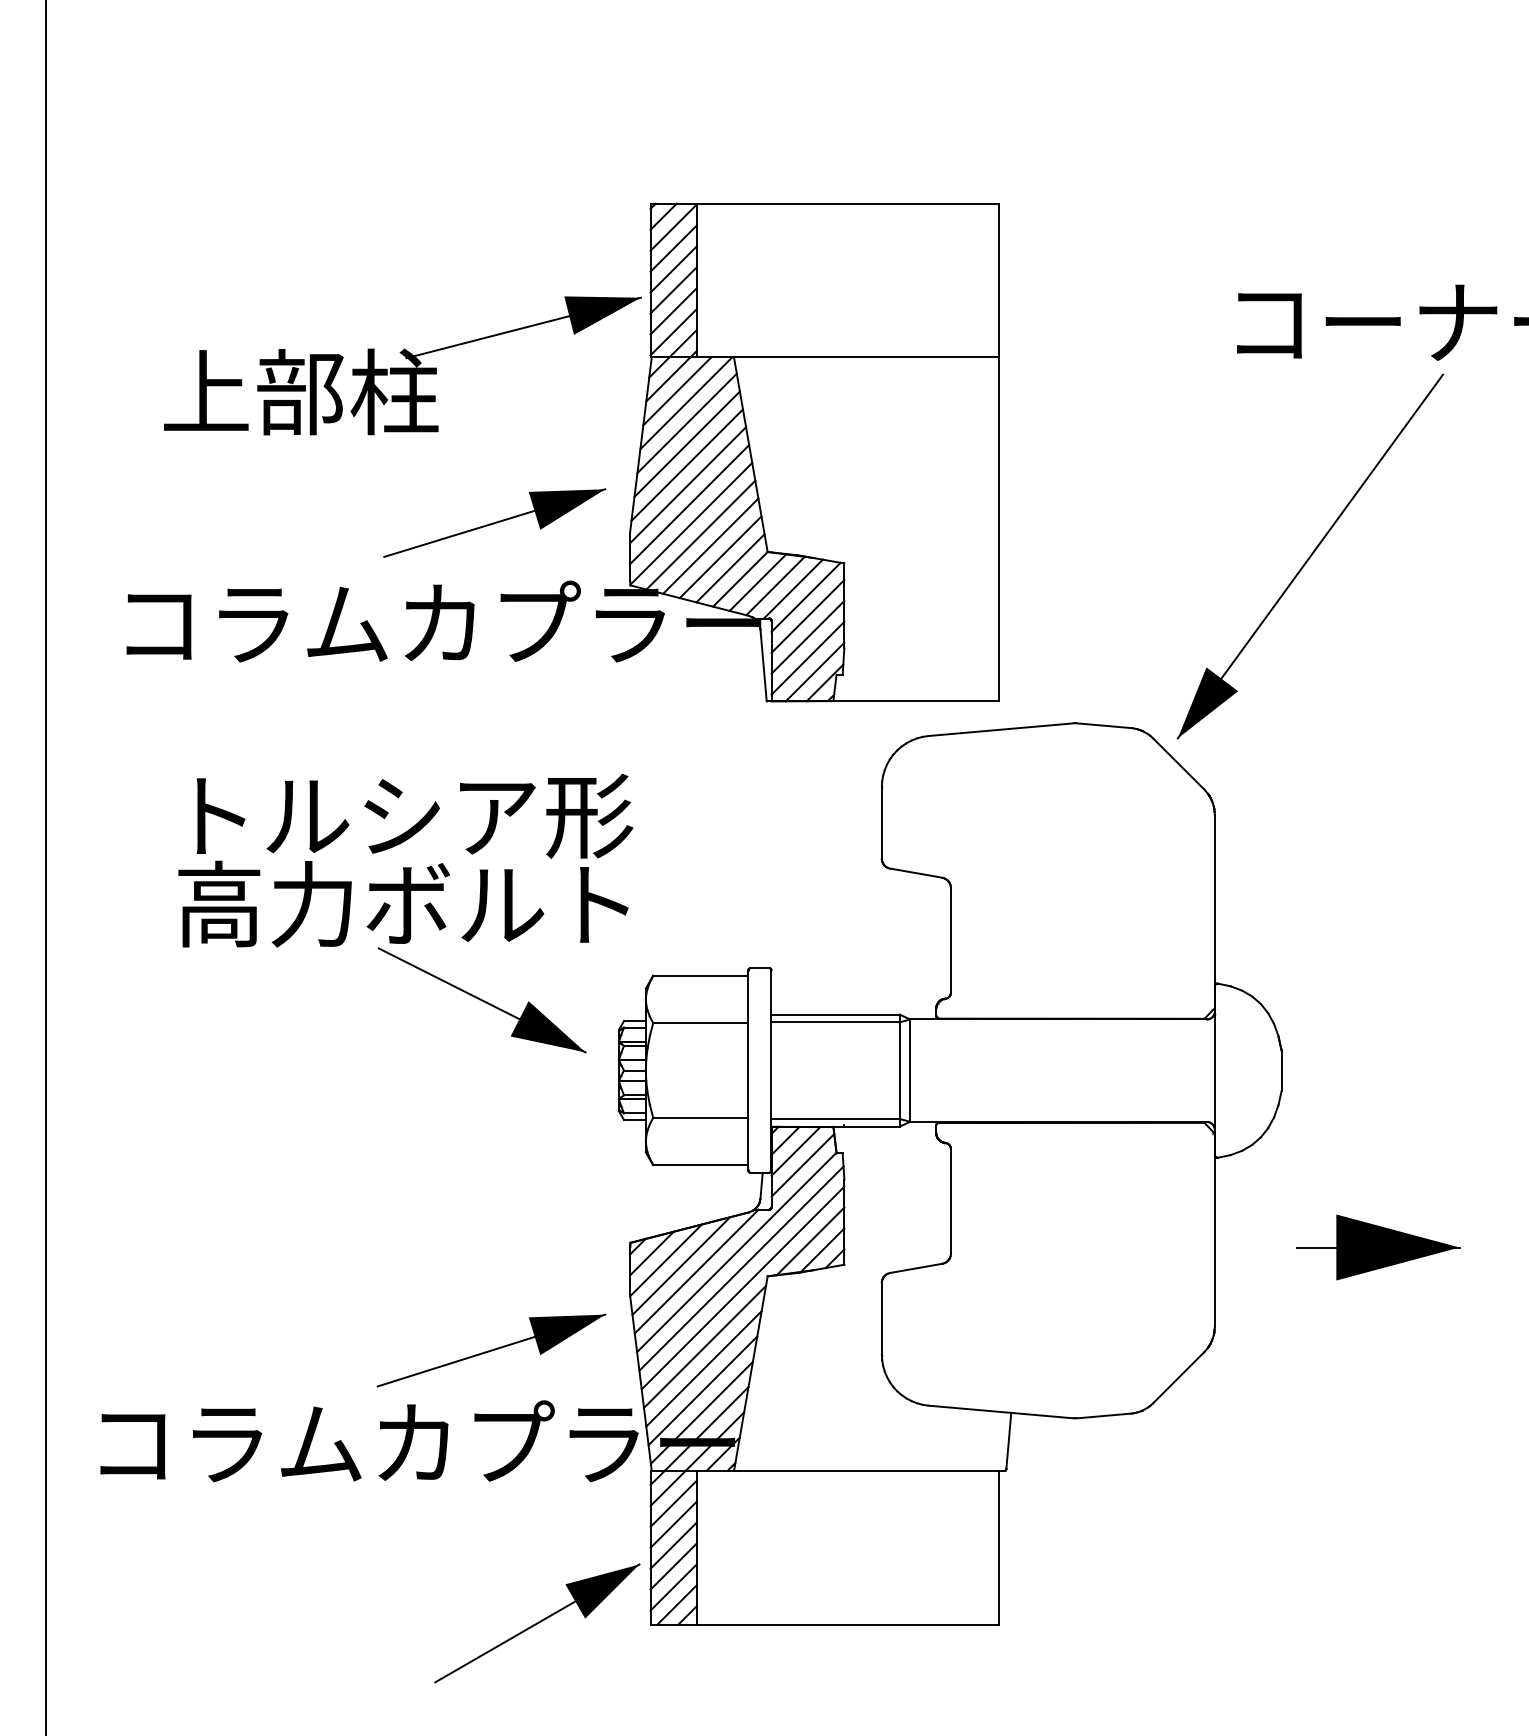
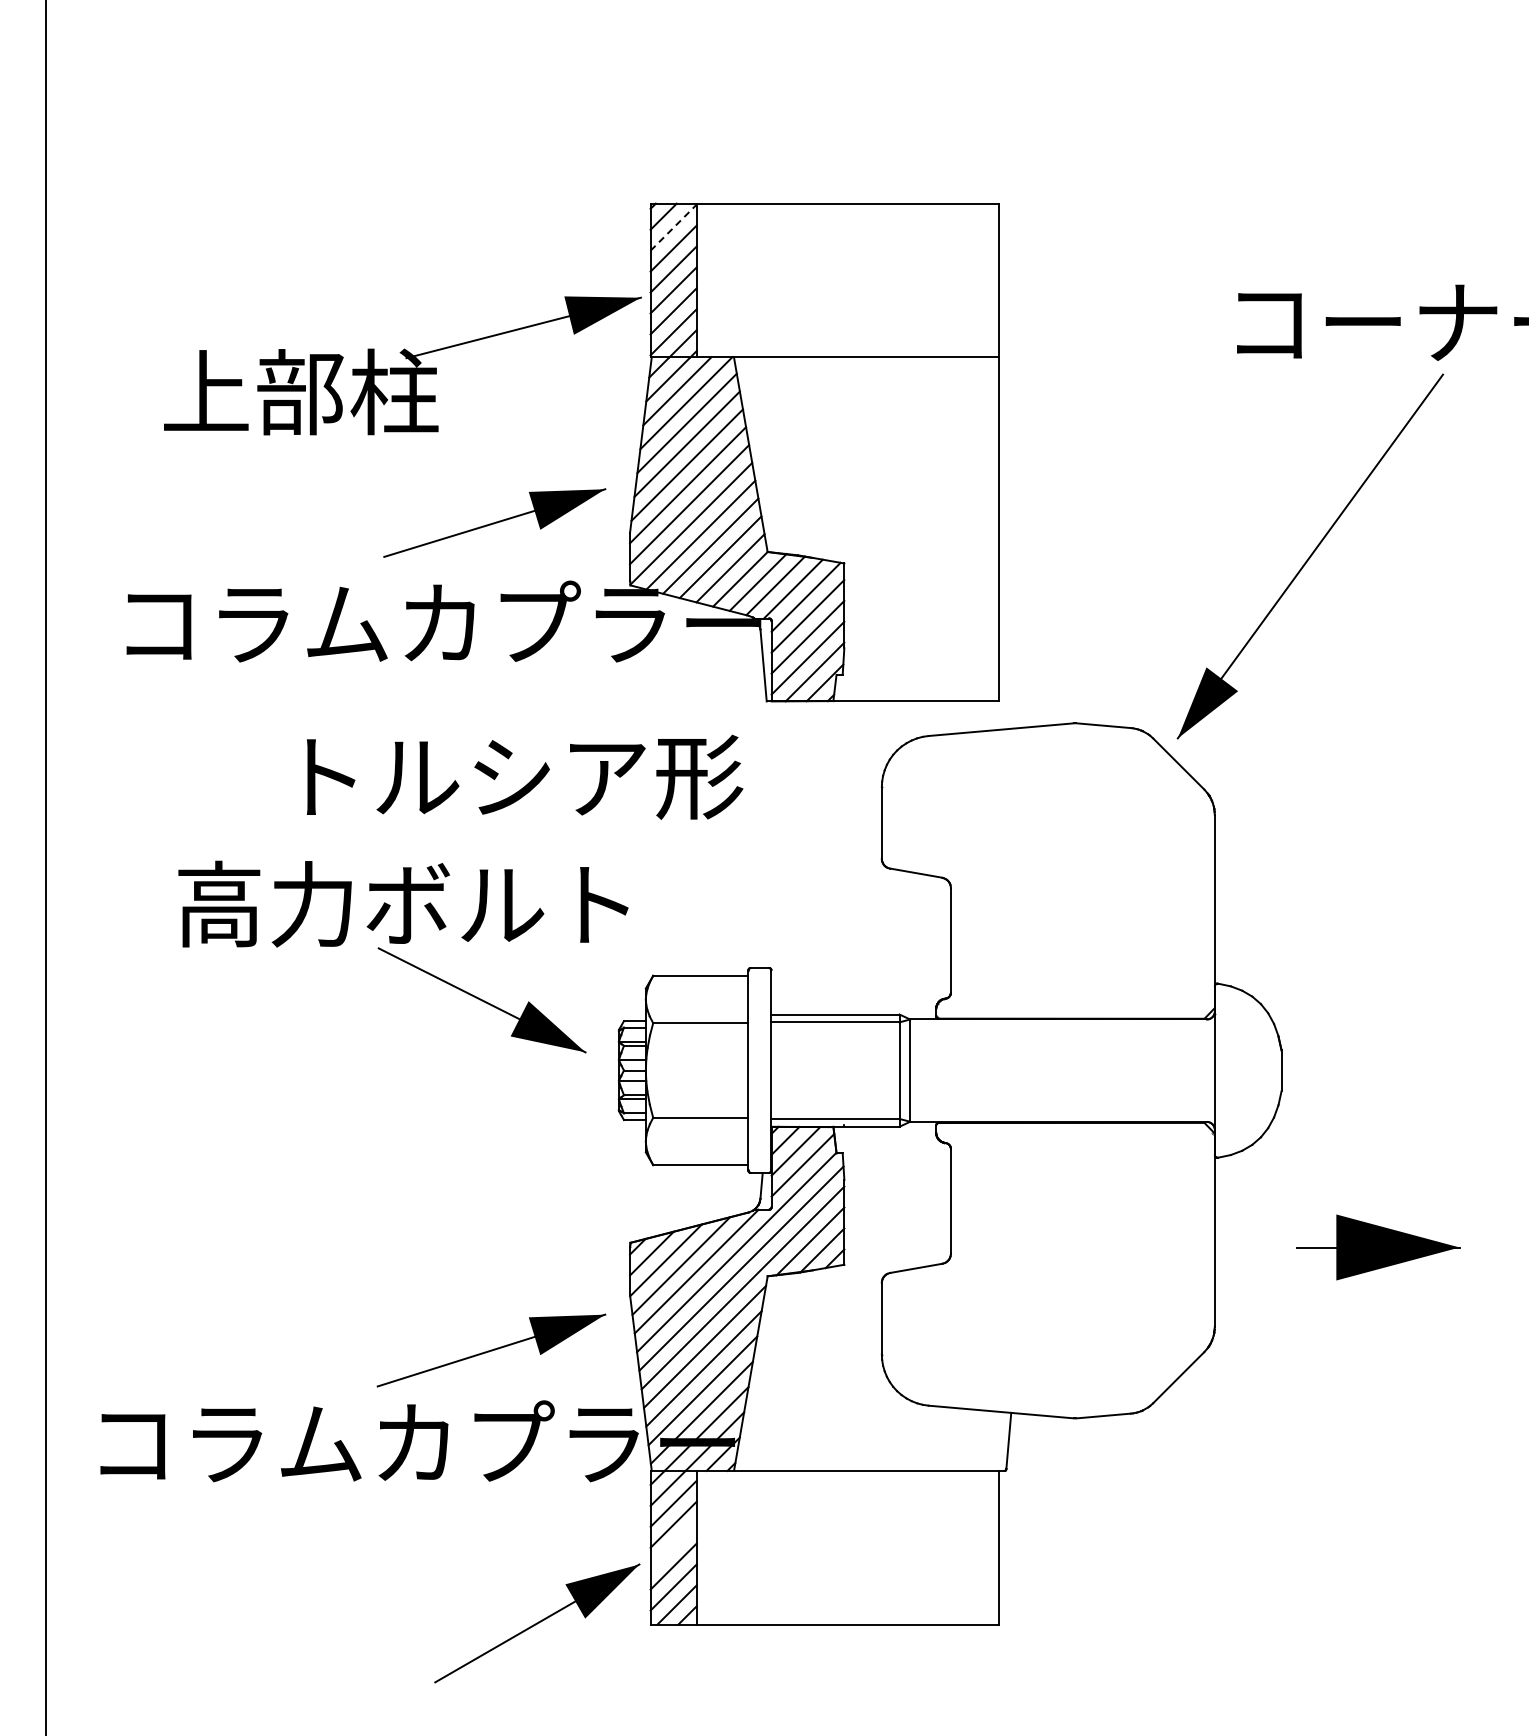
line: solid -> dashed (673, 227)
text position: (415, 815) -> (525, 776) (525, 776)
line: present -> none (673, 1545)
